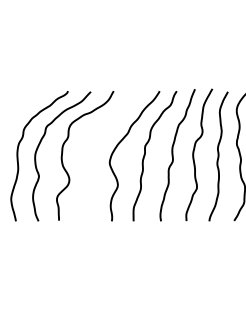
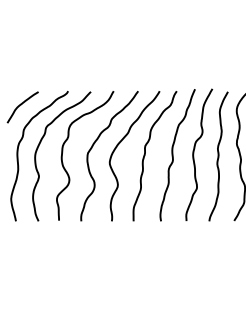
curve: none -> present (21, 105)
curve: none -> present (92, 148)
